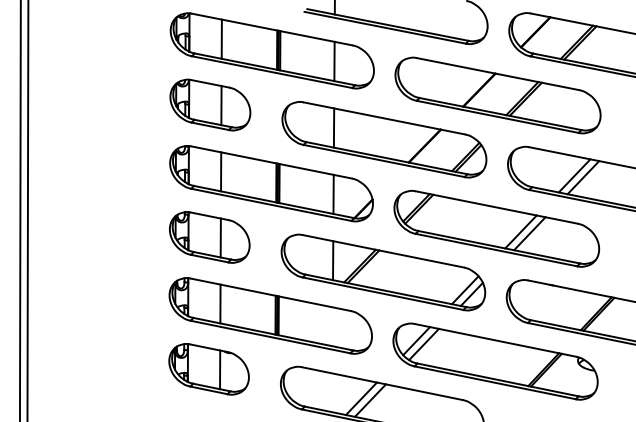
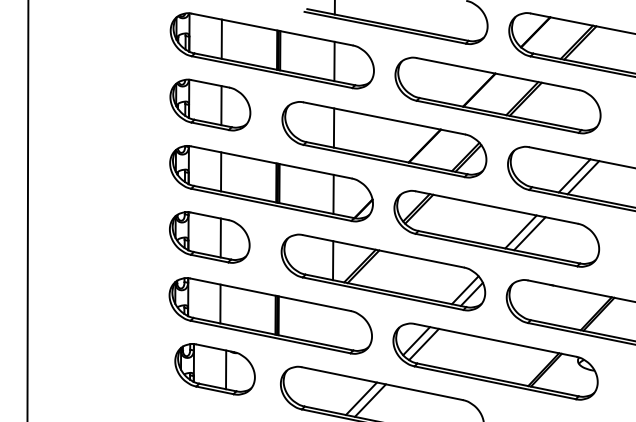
line: present -> none (19, 210)
part position: (208, 369) -> (214, 369) (214, 369)
